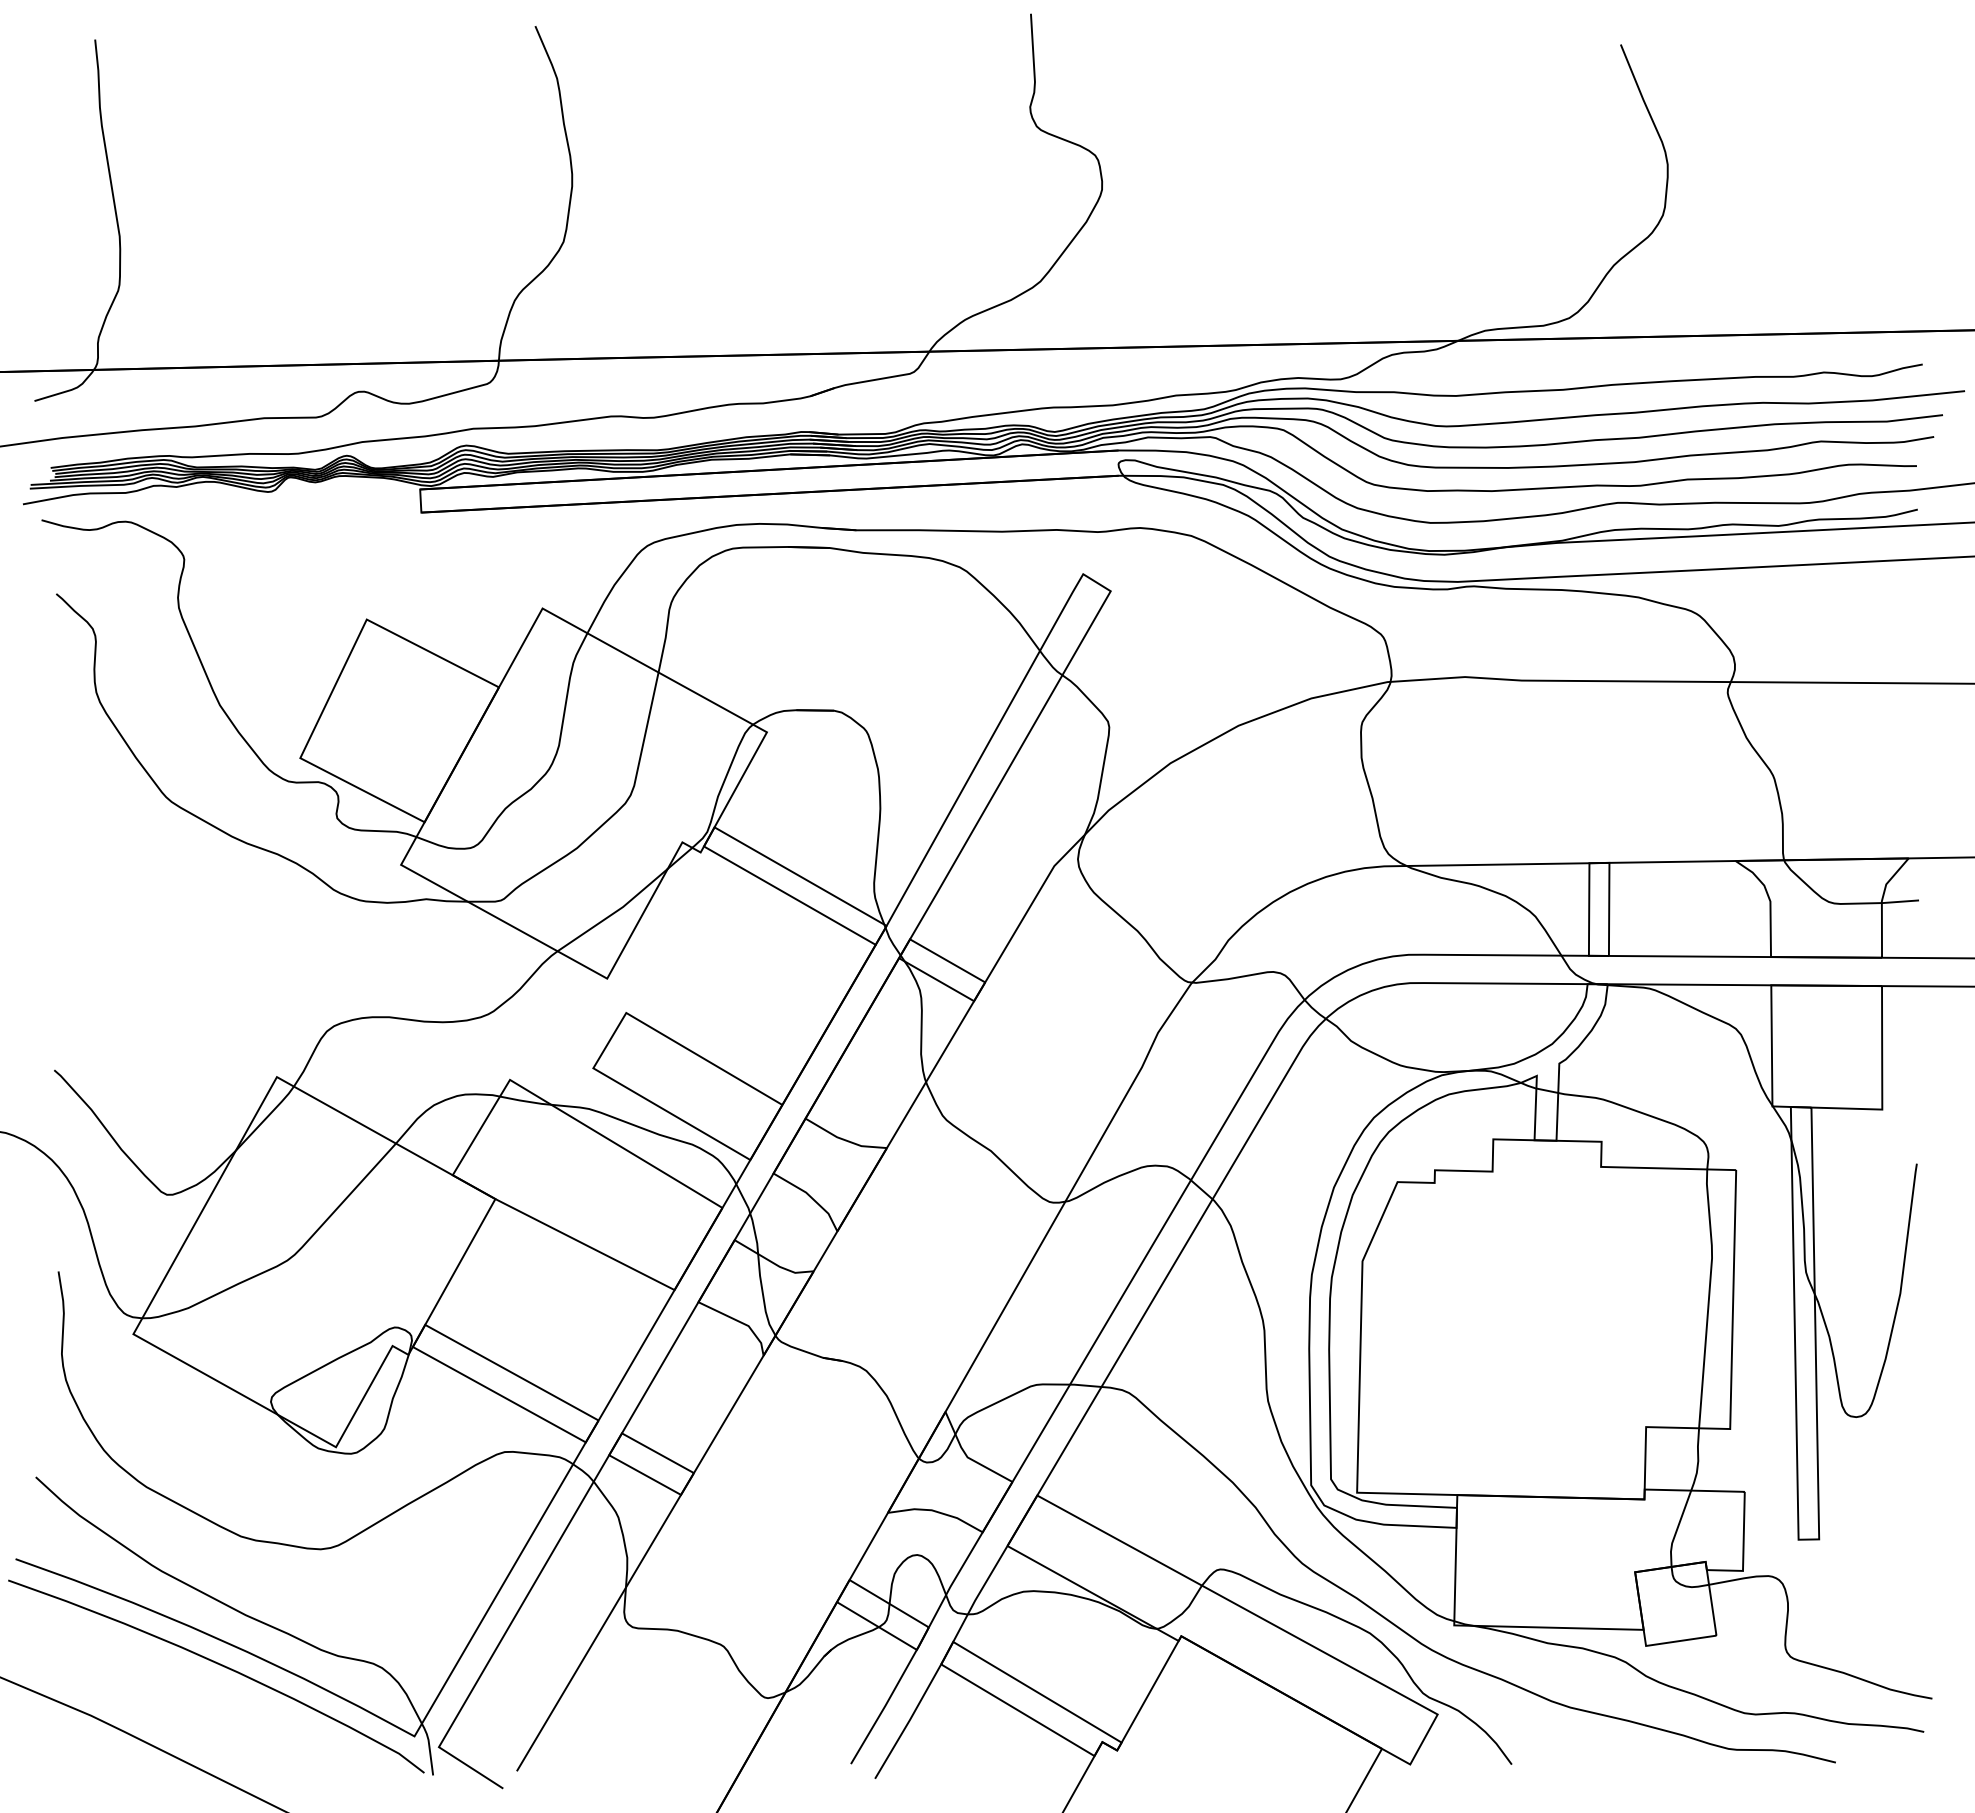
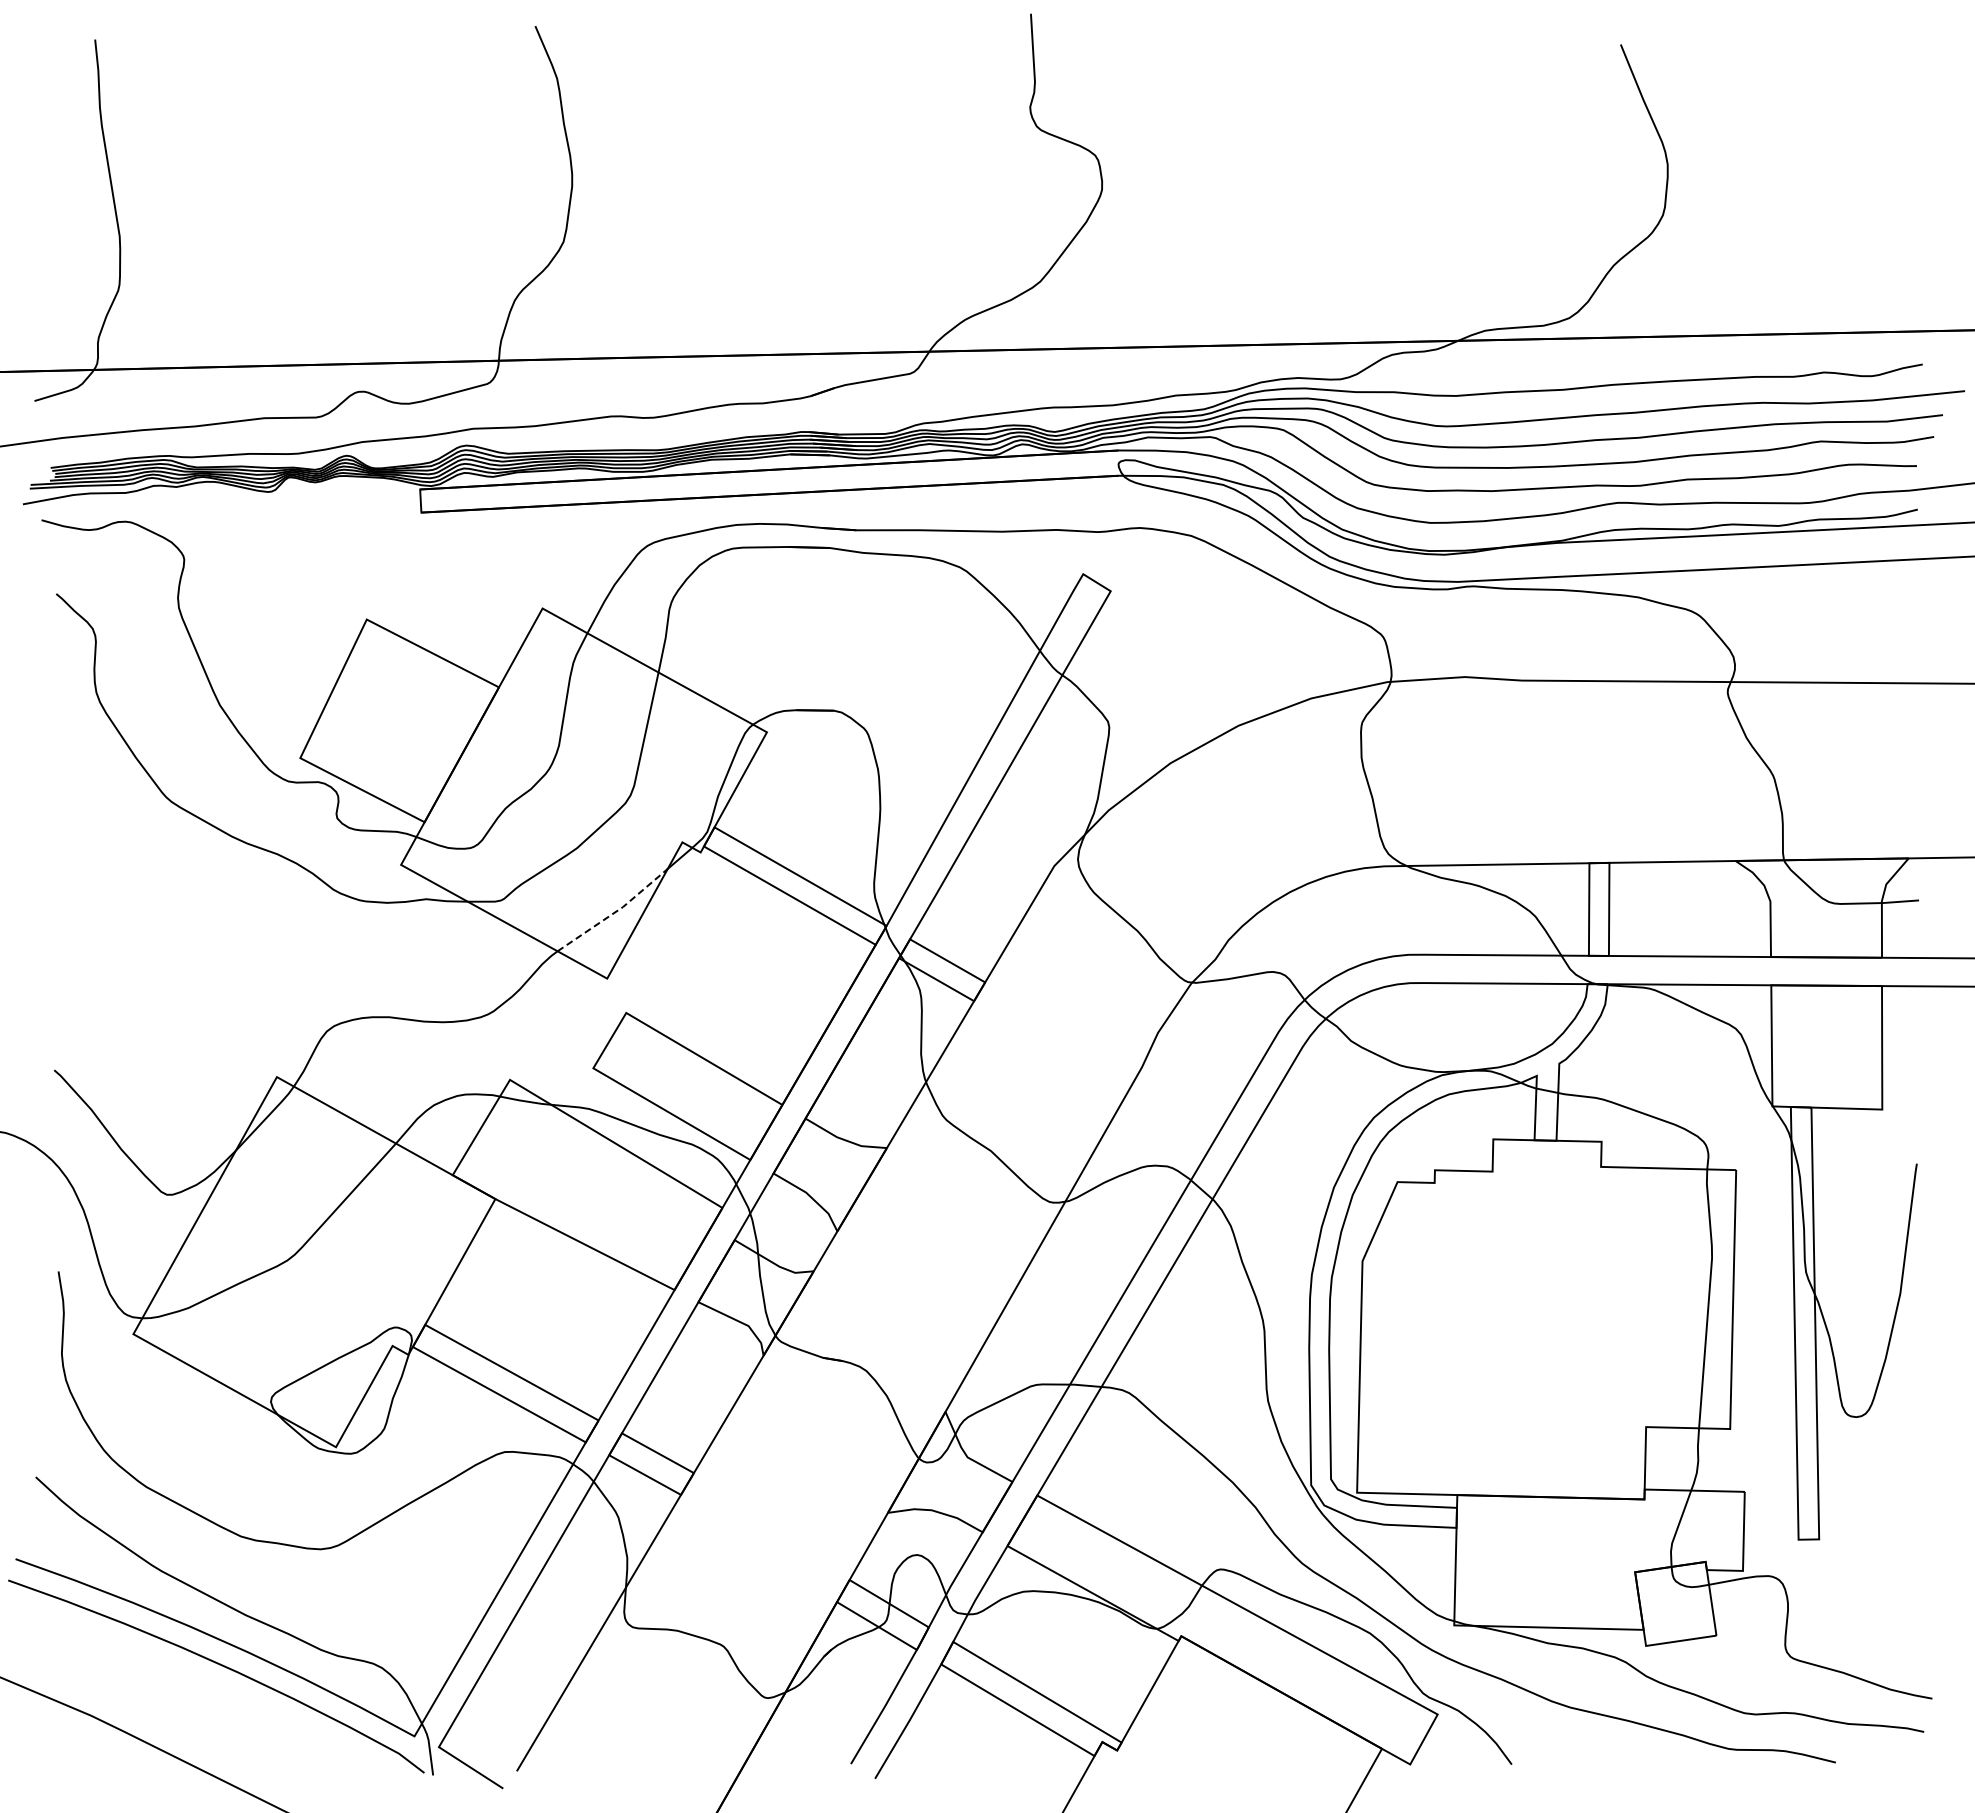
line: solid -> dashed (614, 912)
